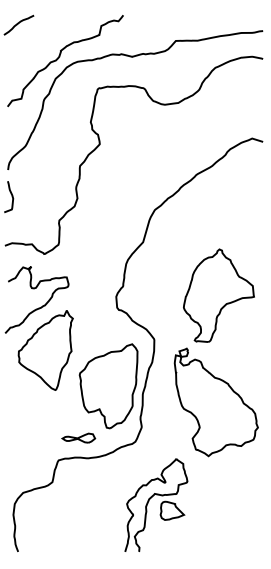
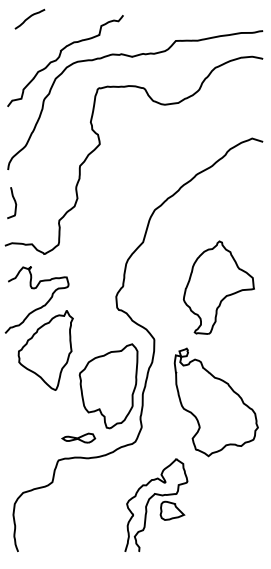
curve position: (18, 24) -> (29, 18) (29, 18)
curve position: (11, 196) -> (14, 202) (14, 202)
part position: (218, 295) -> (218, 287) (218, 287)
